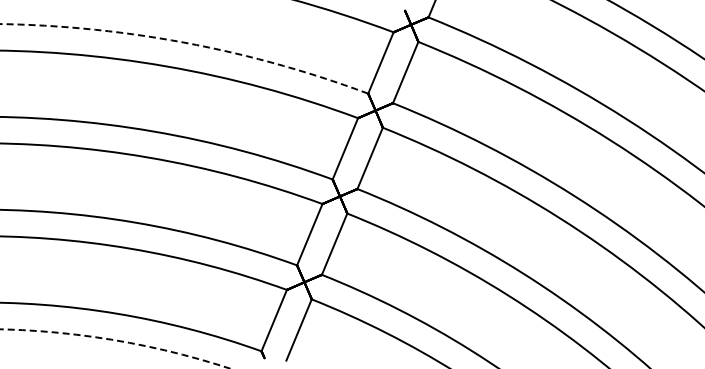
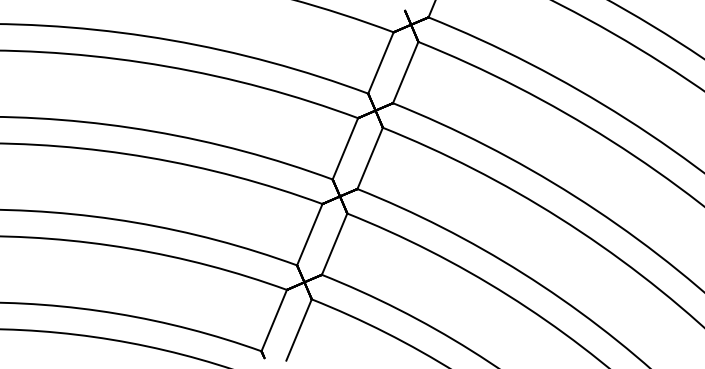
arc: dashed -> solid (186, 43)
arc: dashed -> solid (116, 340)
